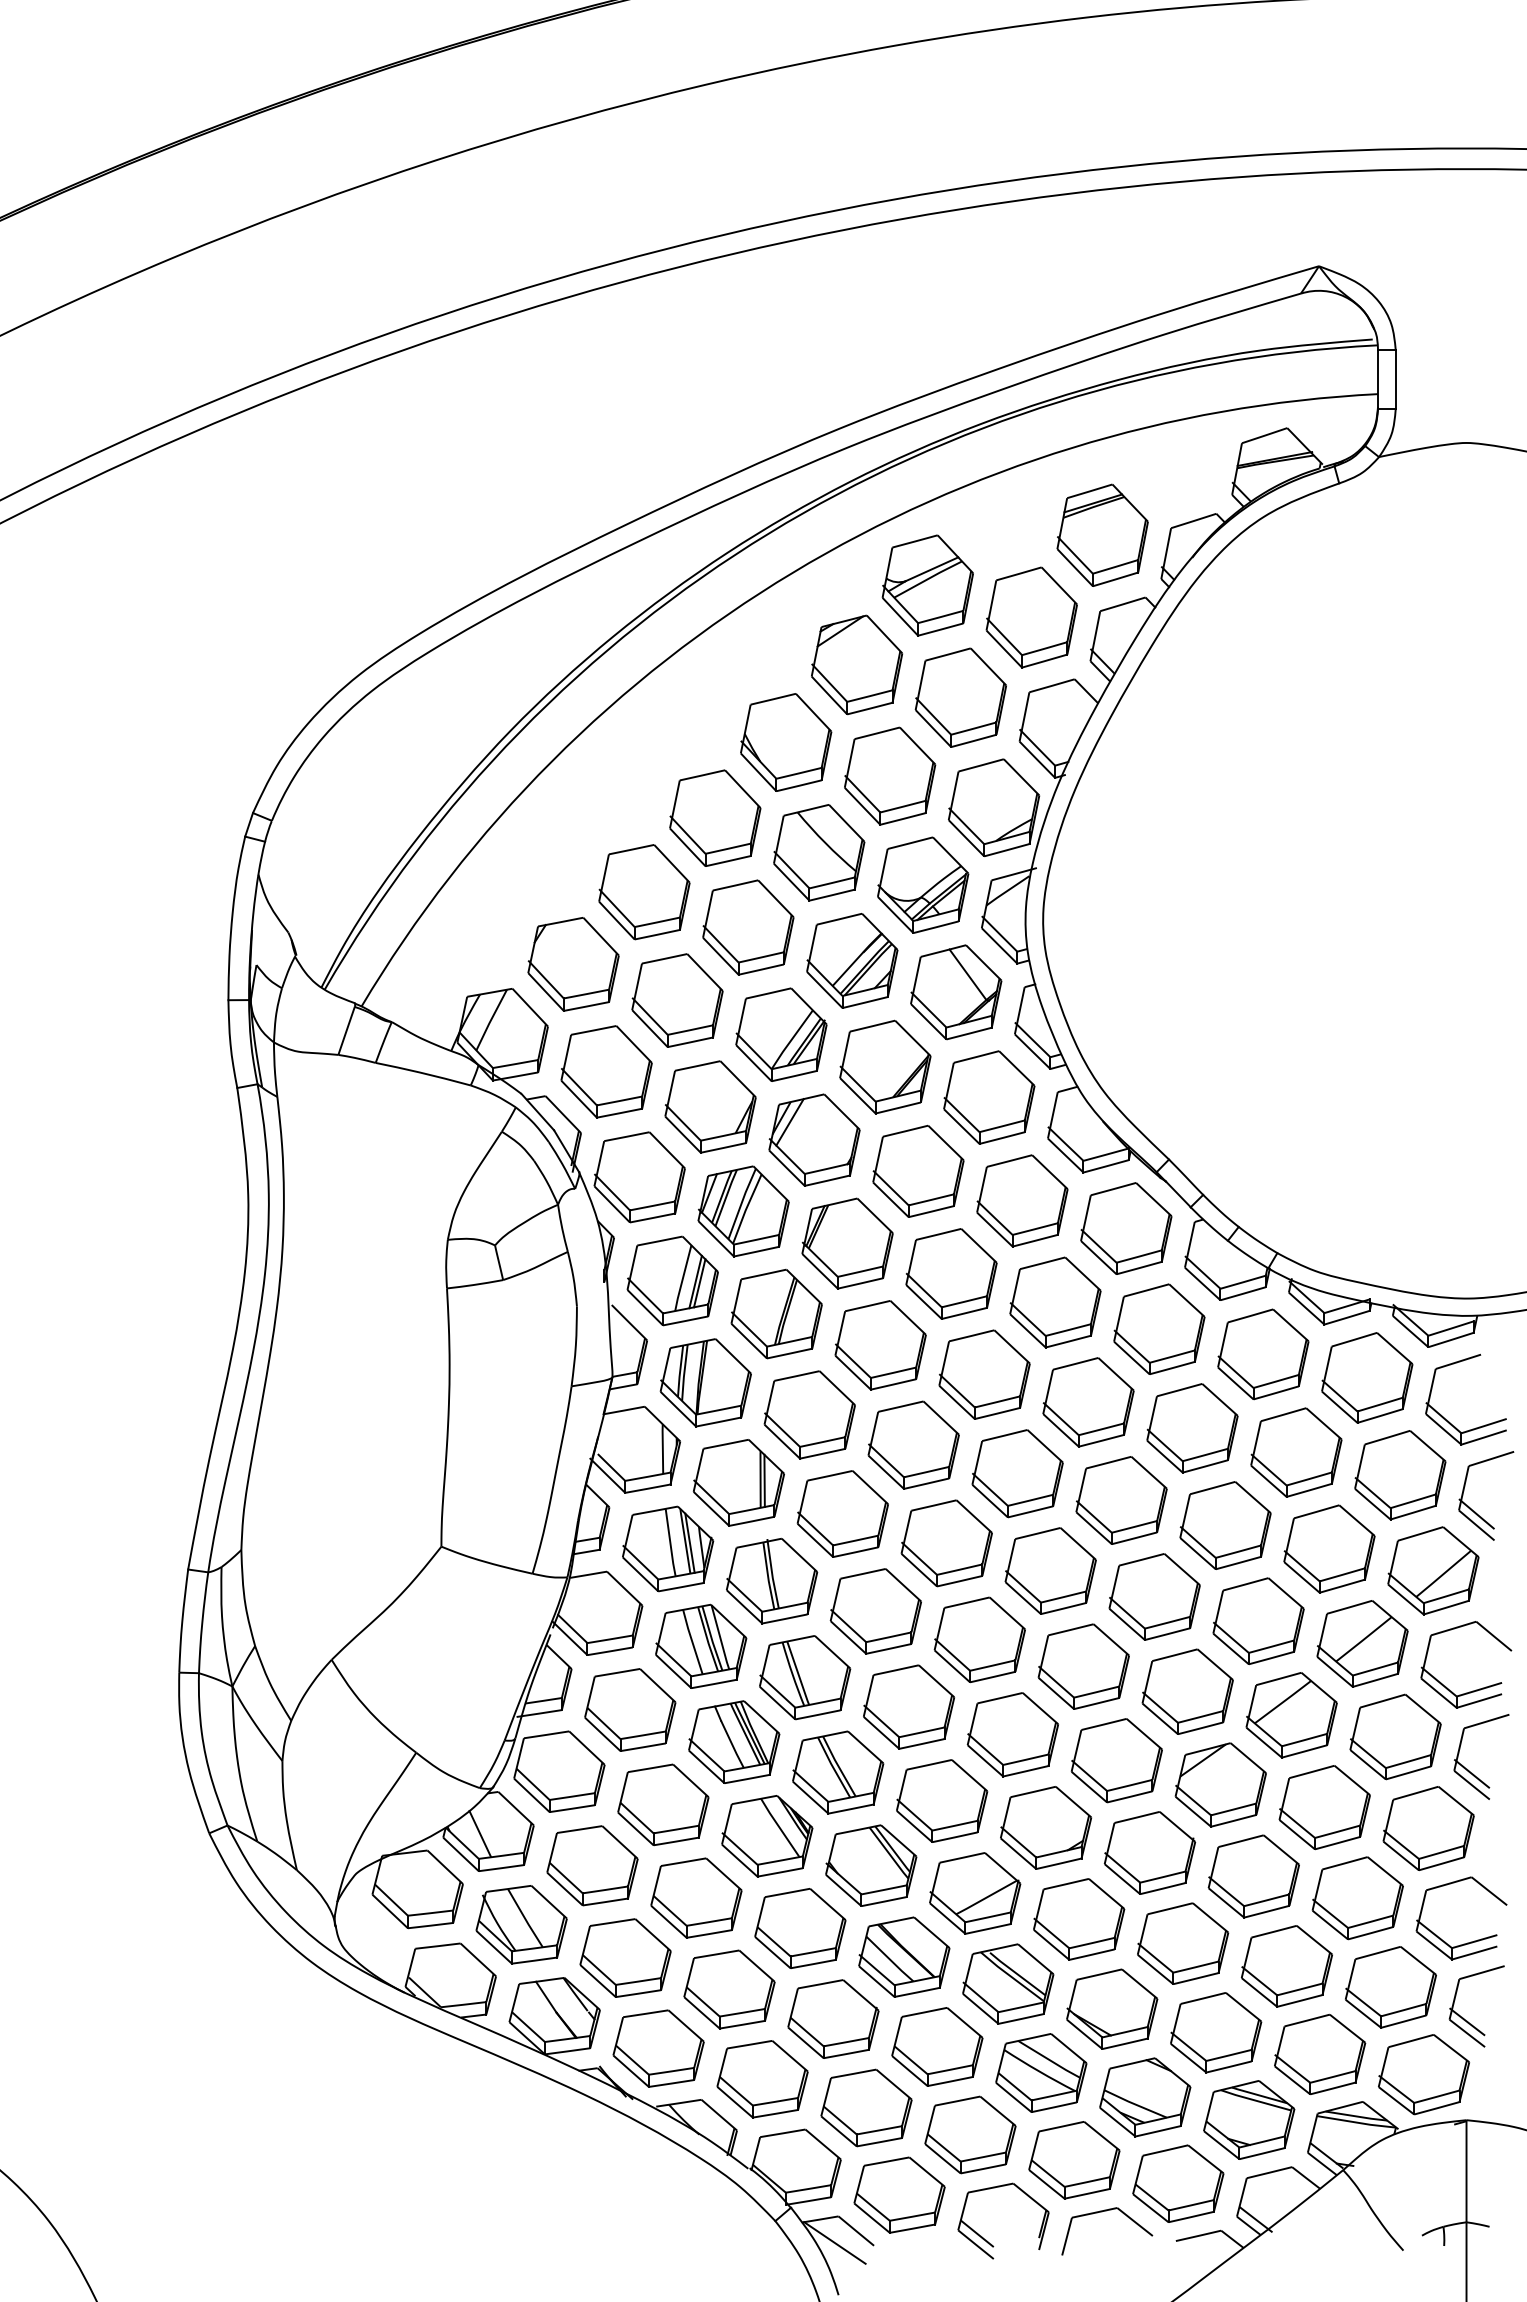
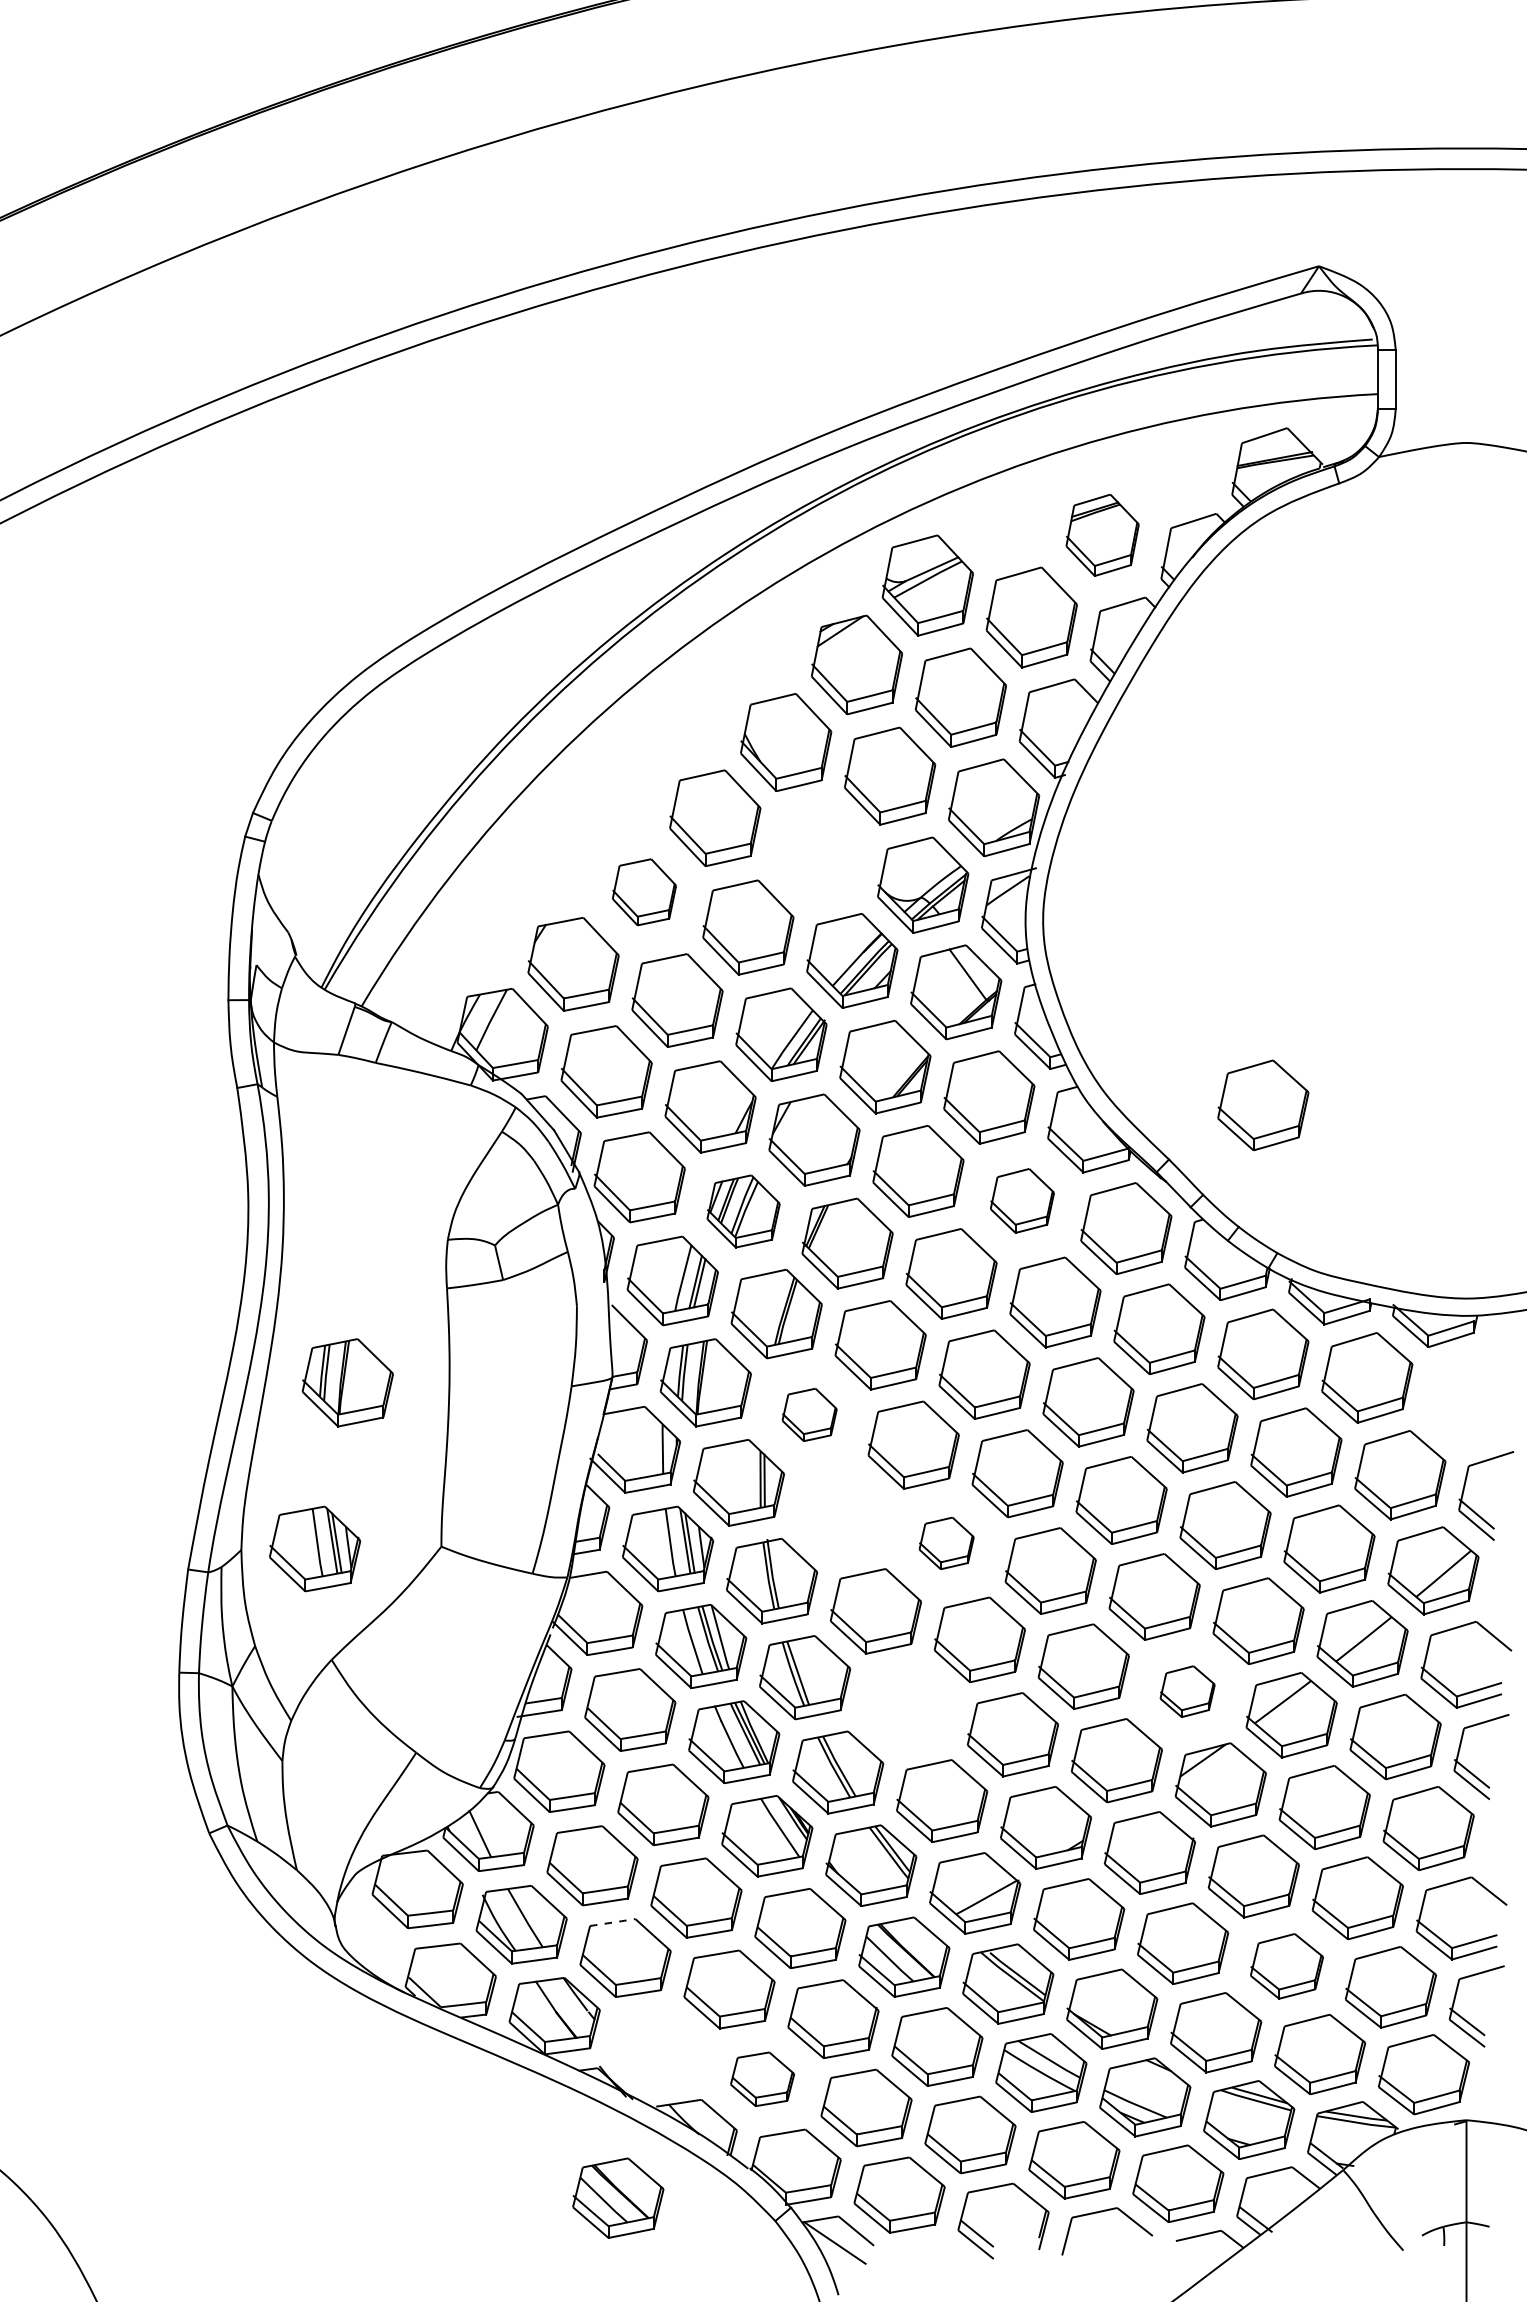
part size: 93x104 px -> 75x84 px (1102, 534)
part: present -> none (819, 852)
part size: 93x97 px -> 65x69 px (644, 892)
part: none -> present (1263, 1105)
line: present -> none (789, 1122)
part size: 93x94 px -> 65x66 px (1022, 1200)
part size: 93x93 px -> 75x75 px (743, 1211)
part: none -> present (347, 1382)
part size: 93x90 px -> 57x54 px (809, 1414)
part: present -> none (1448, 1420)
part: present -> none (842, 1513)
part size: 93x89 px -> 57x54 px (946, 1542)
part: none -> present (315, 1548)
part size: 93x87 px -> 57x53 px (1187, 1691)
part: present -> none (909, 1706)
arc: solid -> dashed (612, 1922)
part size: 92x83 px -> 74x67 px (1286, 1966)
part: present -> none (658, 2048)
part size: 93x79 px -> 65x56 px (762, 2078)
part: none -> present (618, 2197)
